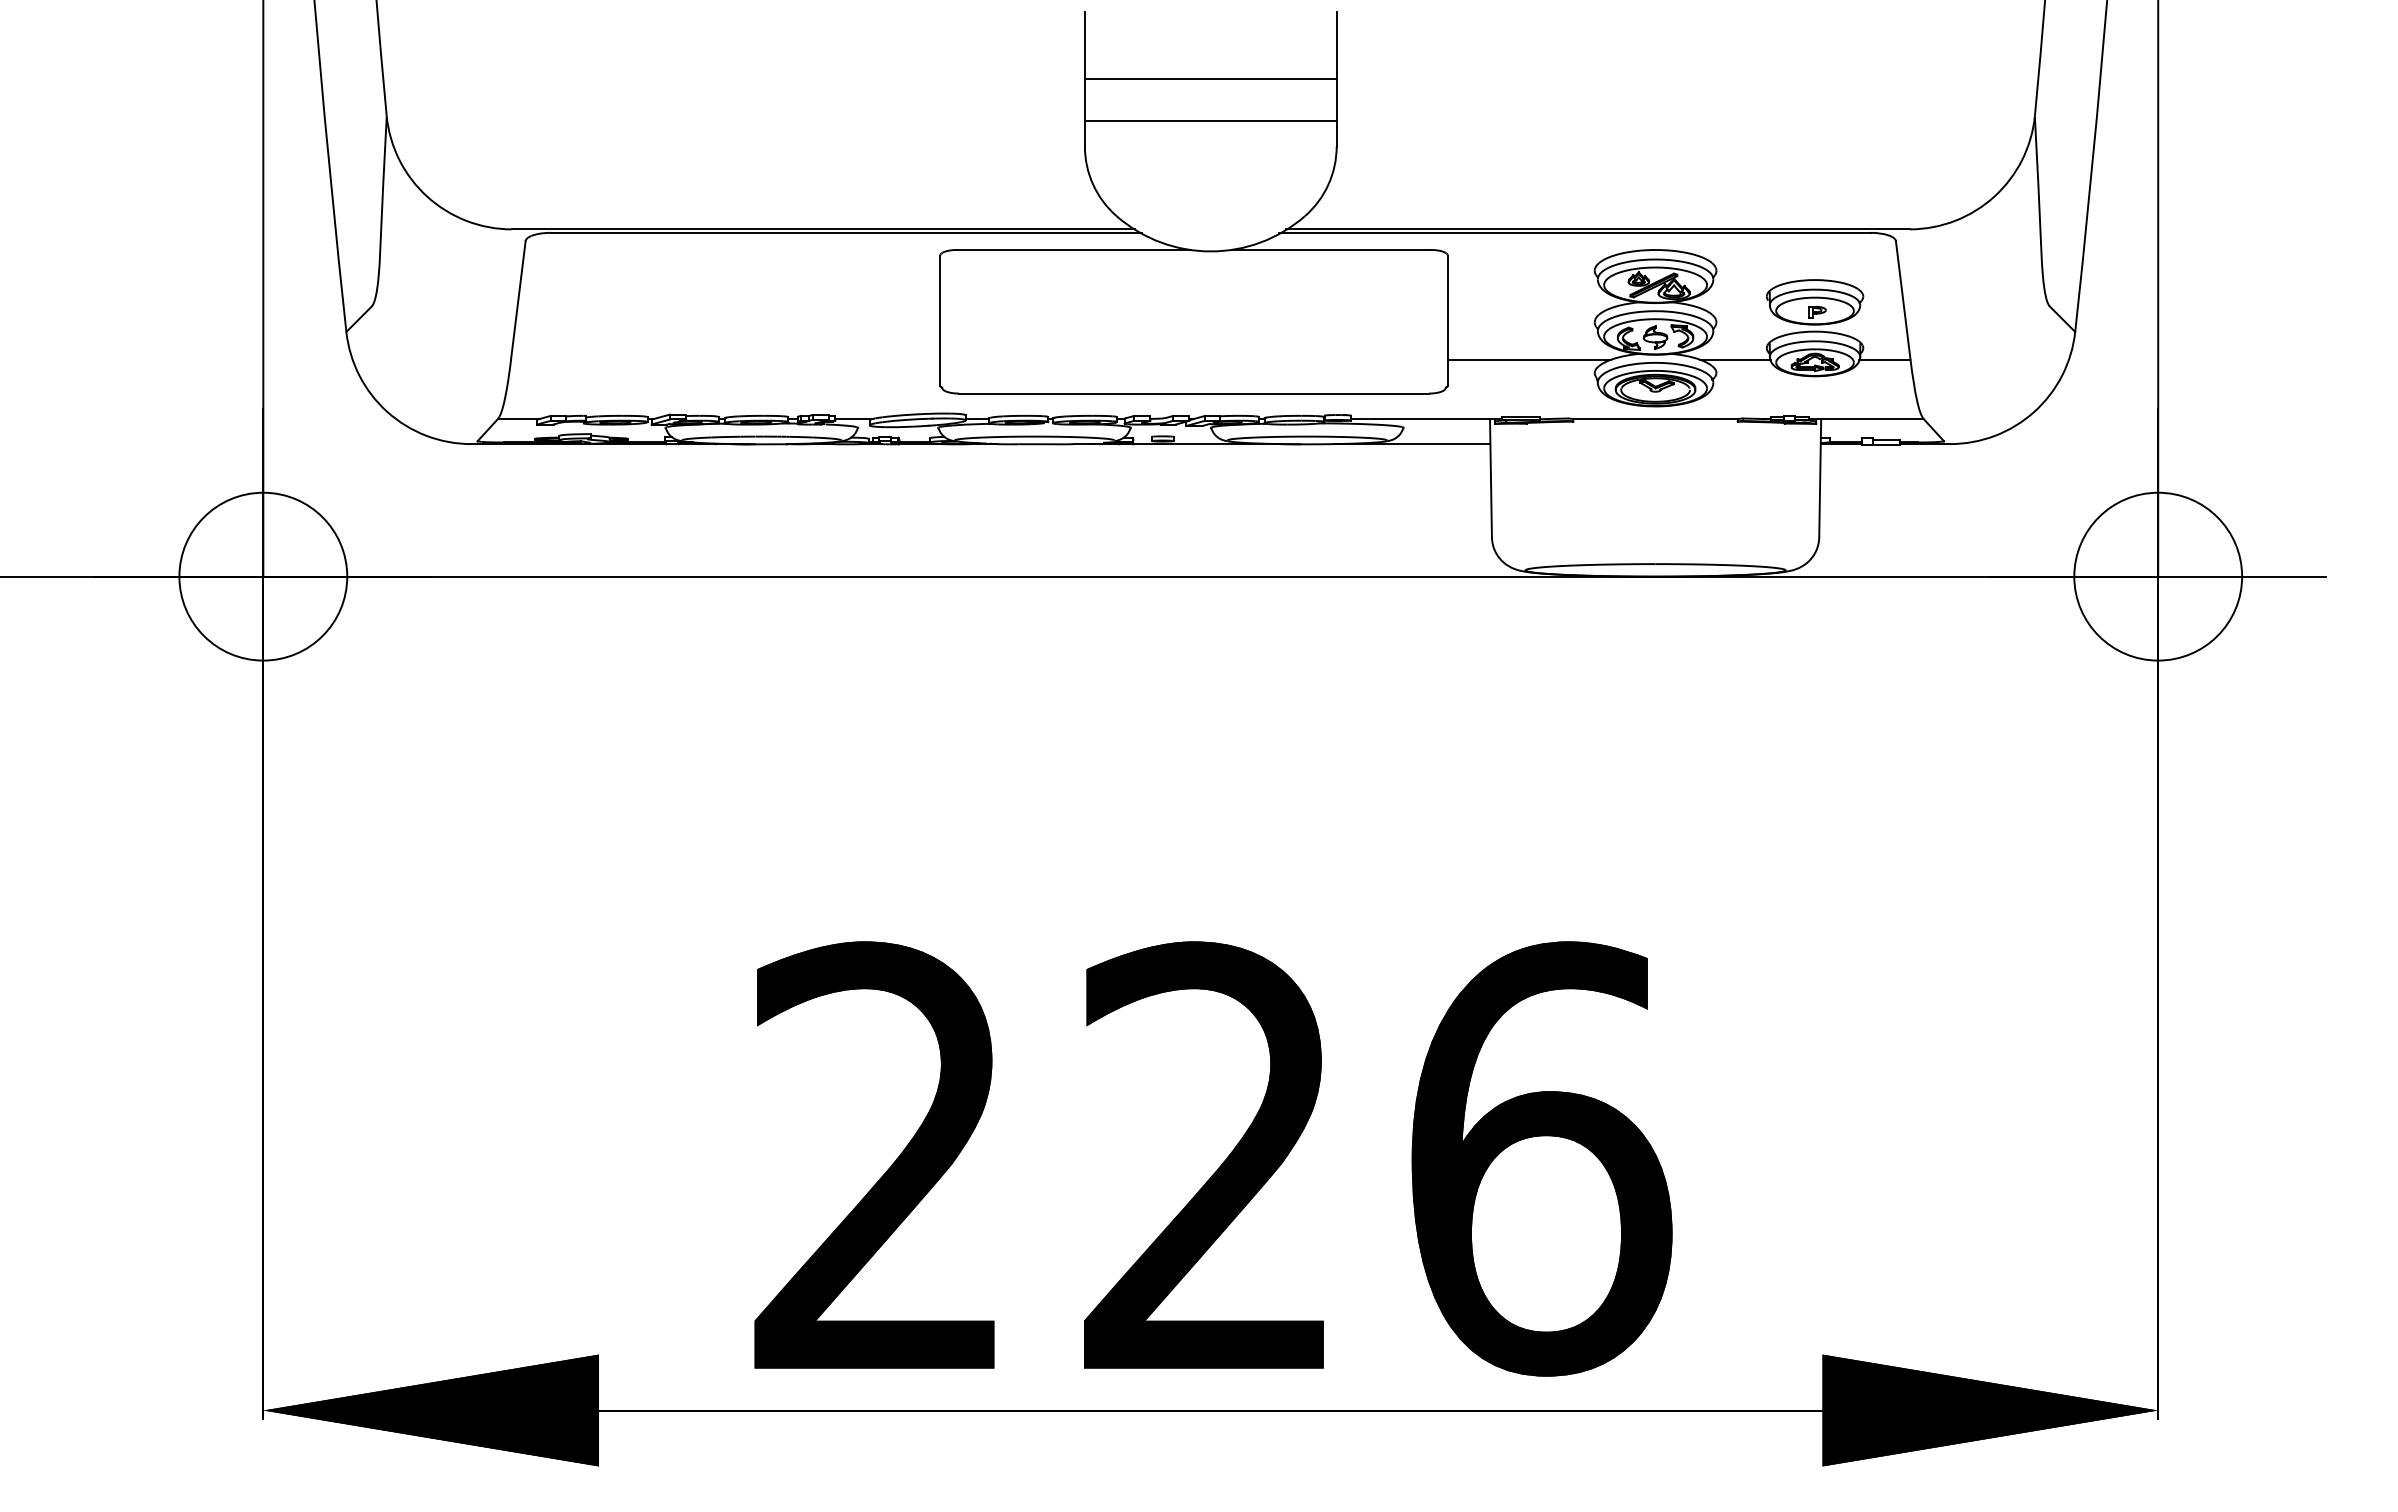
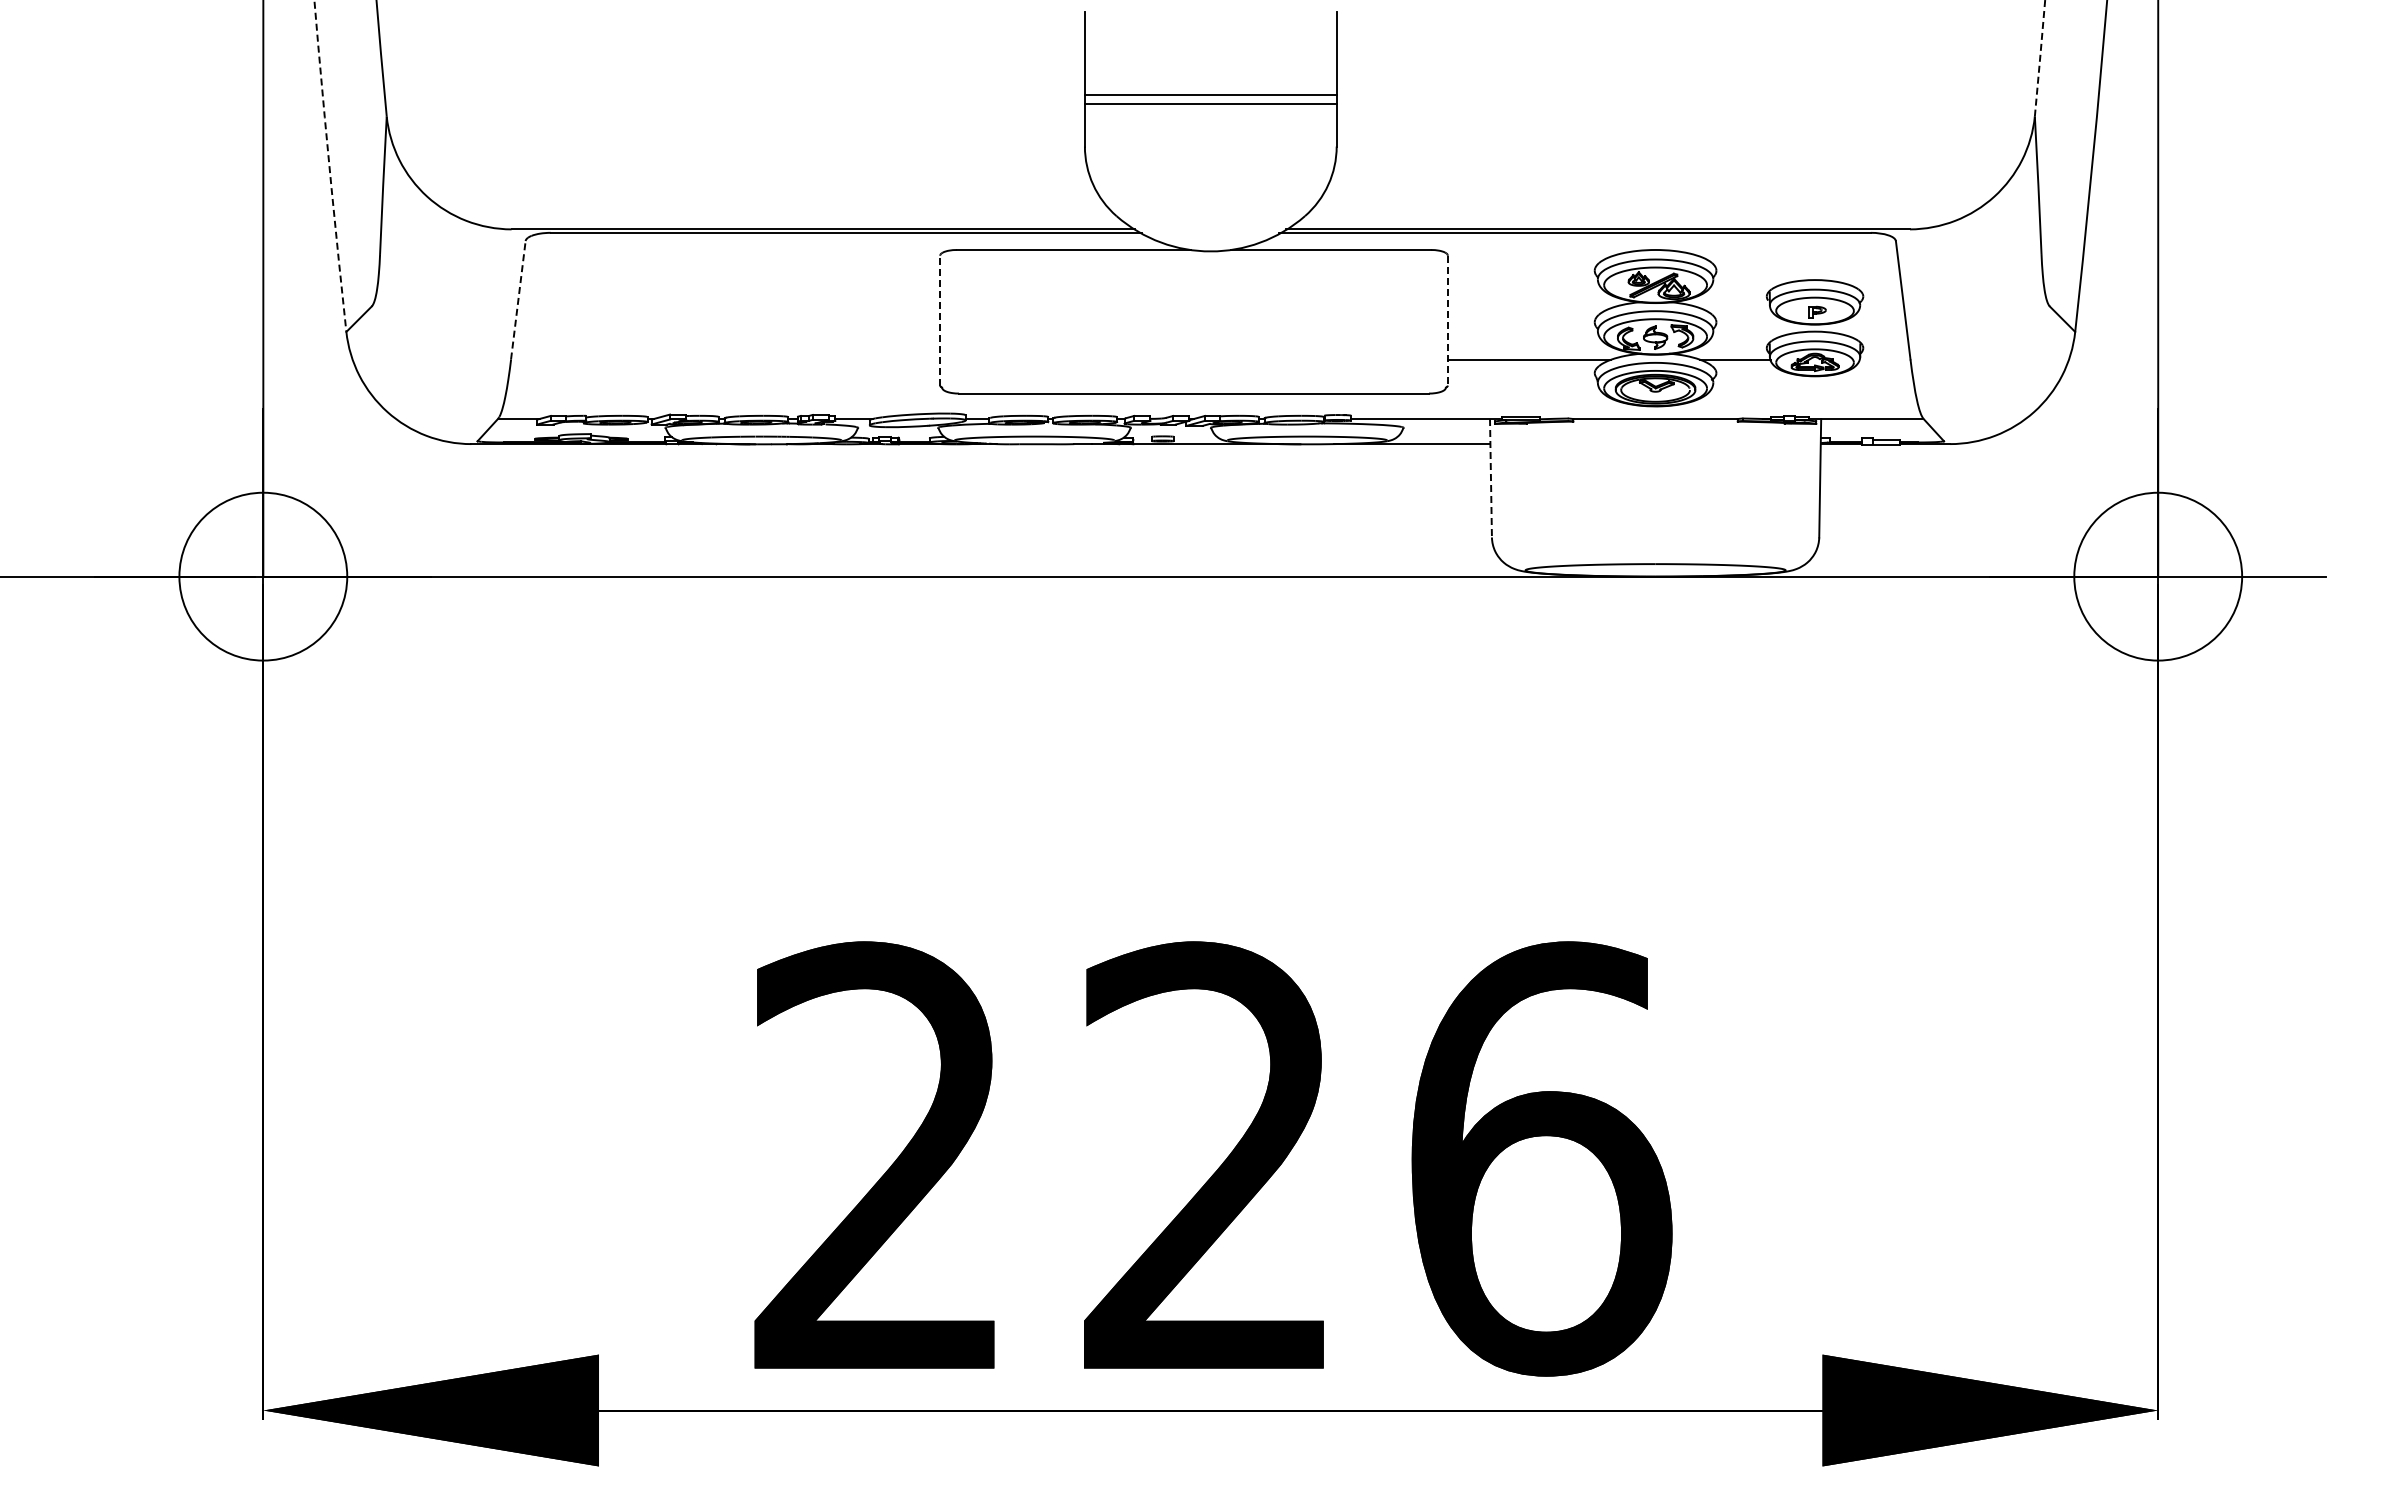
arc: solid -> dashed (2040, 57)
line position: (1210, 79) -> (1210, 95) (1210, 95)
line position: (1210, 121) -> (1210, 104) (1210, 104)
arc: solid -> dashed (329, 166)
line: solid -> dashed (518, 300)
line: solid -> dashed (940, 320)
line: solid -> dashed (1447, 320)
line: present -> none (1883, 359)
line: solid -> dashed (1490, 478)
